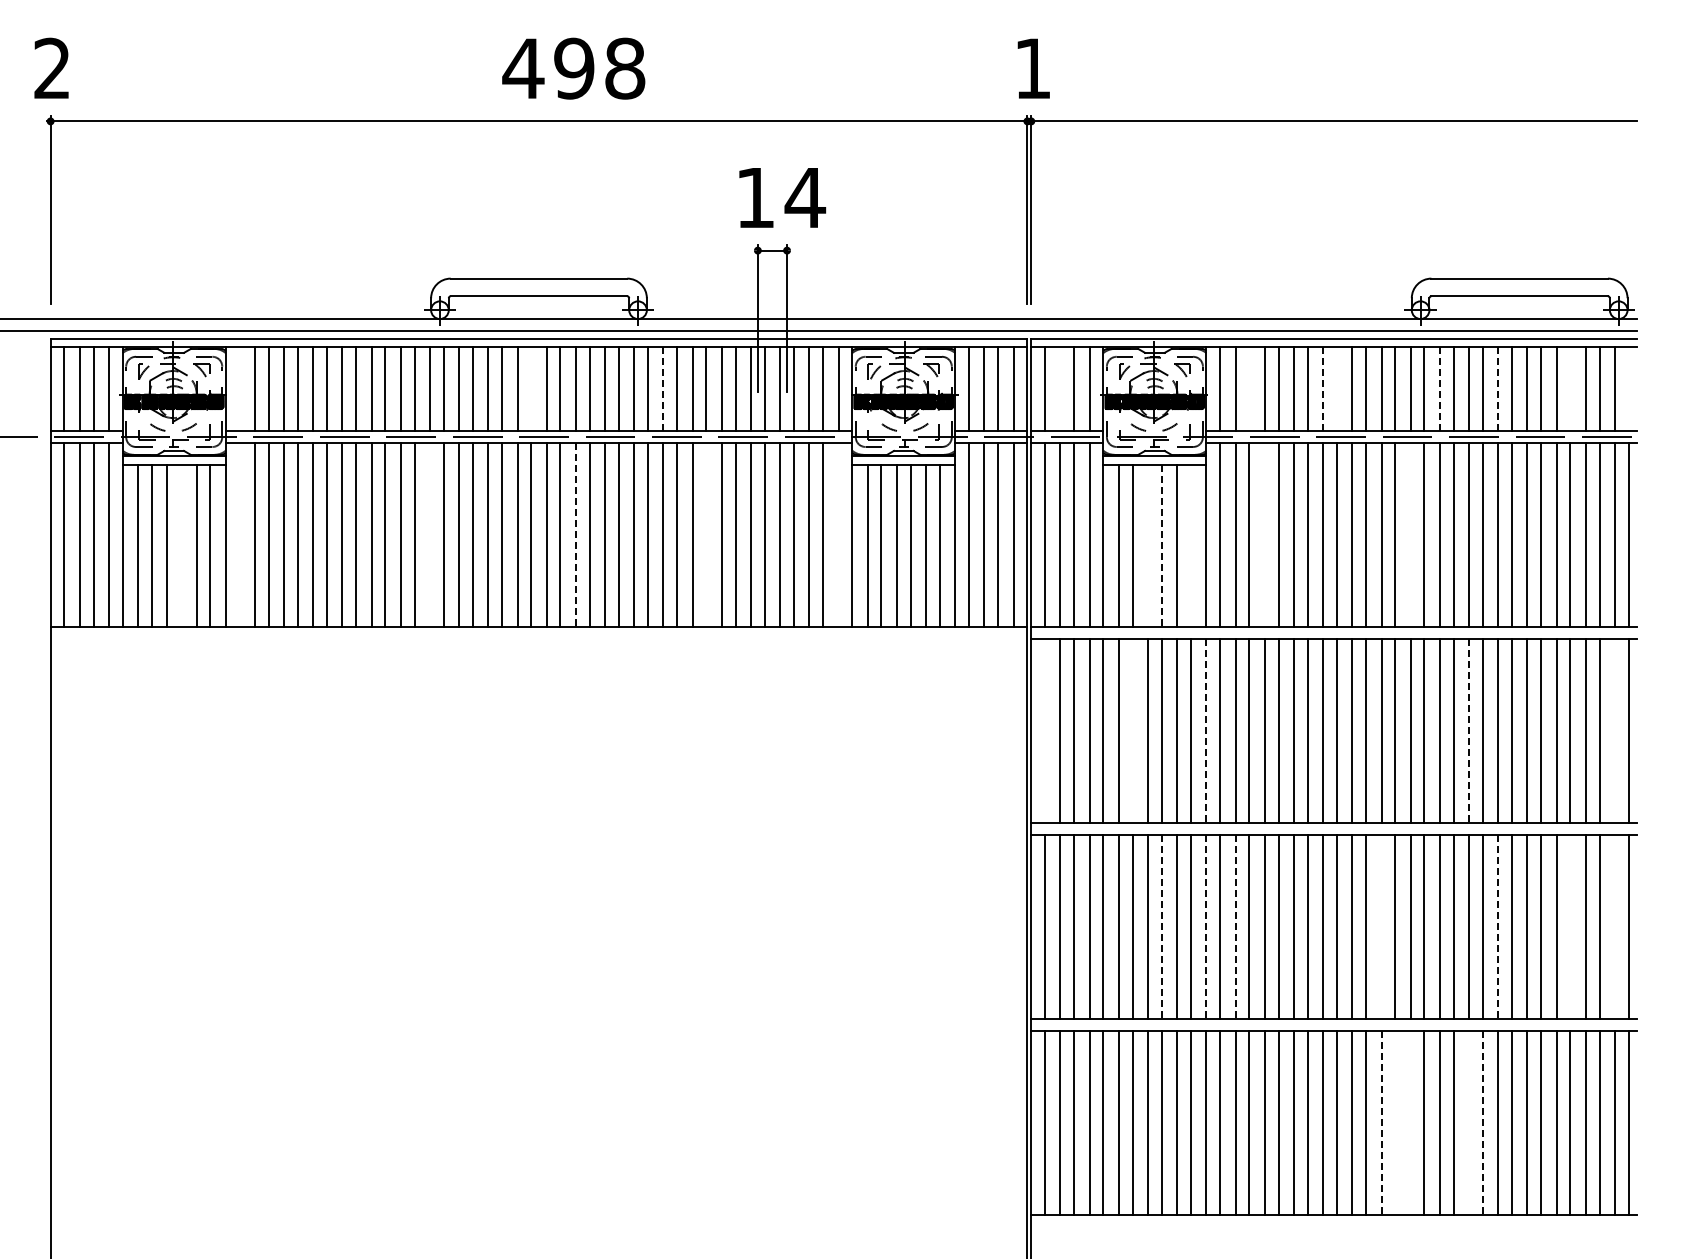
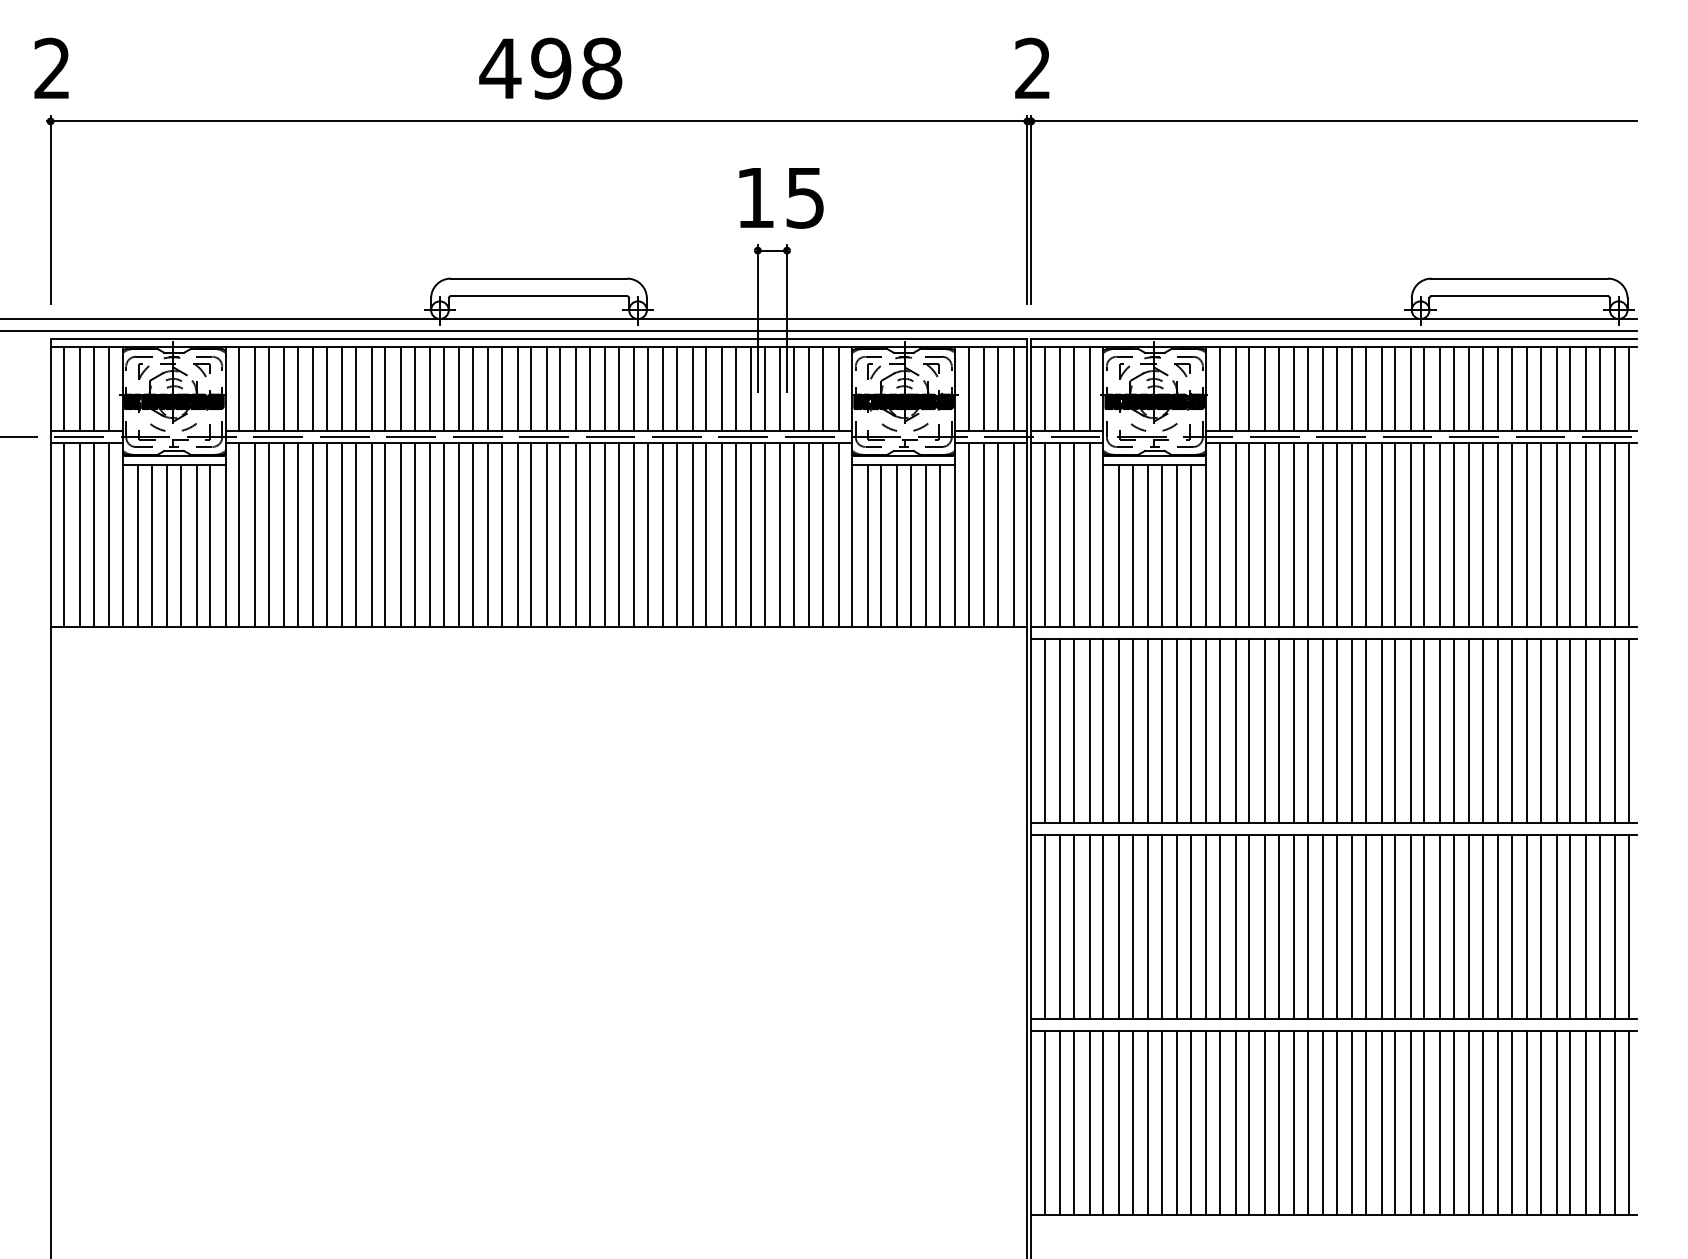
text: 1 -> 2 (1032, 67)
text position: (573, 68) -> (550, 68) (550, 68)
text: 14 -> 15 (805, 198)
line: none -> present (239, 388)
line: none -> present (531, 388)
line: none -> present (1060, 388)
line: none -> present (1249, 388)
line: none -> present (1336, 388)
line: none -> present (1570, 388)
line: none -> present (1628, 388)
line: dashed -> solid (663, 389)
line: dashed -> solid (1323, 389)
line: dashed -> solid (1439, 389)
line: dashed -> solid (1498, 389)
line: none -> present (239, 534)
line: none -> present (430, 534)
line: none -> present (706, 534)
line: none -> present (838, 534)
line: none -> present (1264, 534)
line: none -> present (1410, 534)
line: dashed -> solid (575, 535)
line: none -> present (181, 545)
line: none -> present (1148, 545)
line: none -> present (1190, 545)
line: dashed -> solid (1161, 546)
line: none -> present (1045, 730)
line: none -> present (1132, 730)
line: none -> present (1614, 730)
line: dashed -> solid (1206, 731)
line: dashed -> solid (1469, 731)
line: none -> present (1381, 926)
line: none -> present (1570, 926)
line: none -> present (1614, 926)
line: dashed -> solid (1161, 927)
line: dashed -> solid (1206, 927)
line: dashed -> solid (1235, 927)
line: dashed -> solid (1498, 927)
line: dashed -> solid (1381, 1123)
line: none -> present (1395, 1123)
line: none -> present (1410, 1123)
line: none -> present (1469, 1123)
line: dashed -> solid (1482, 1123)
